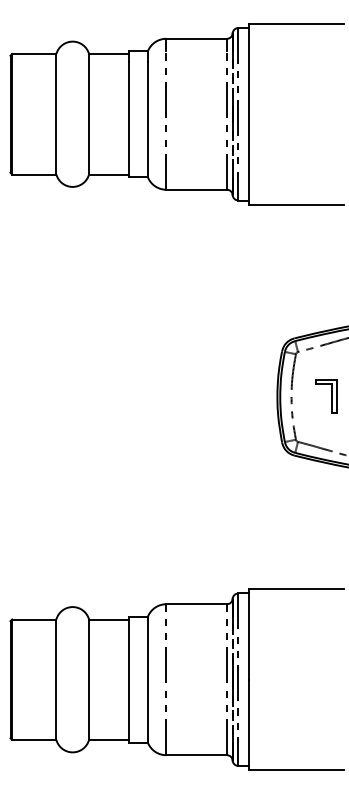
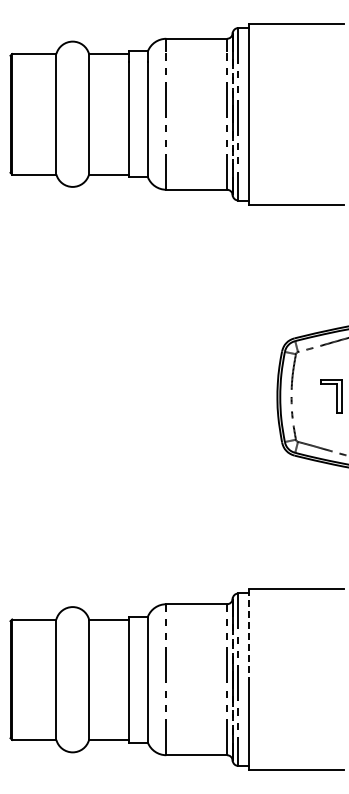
part position: (326, 396) -> (331, 396) (331, 396)
line: solid -> dashed (249, 634)
